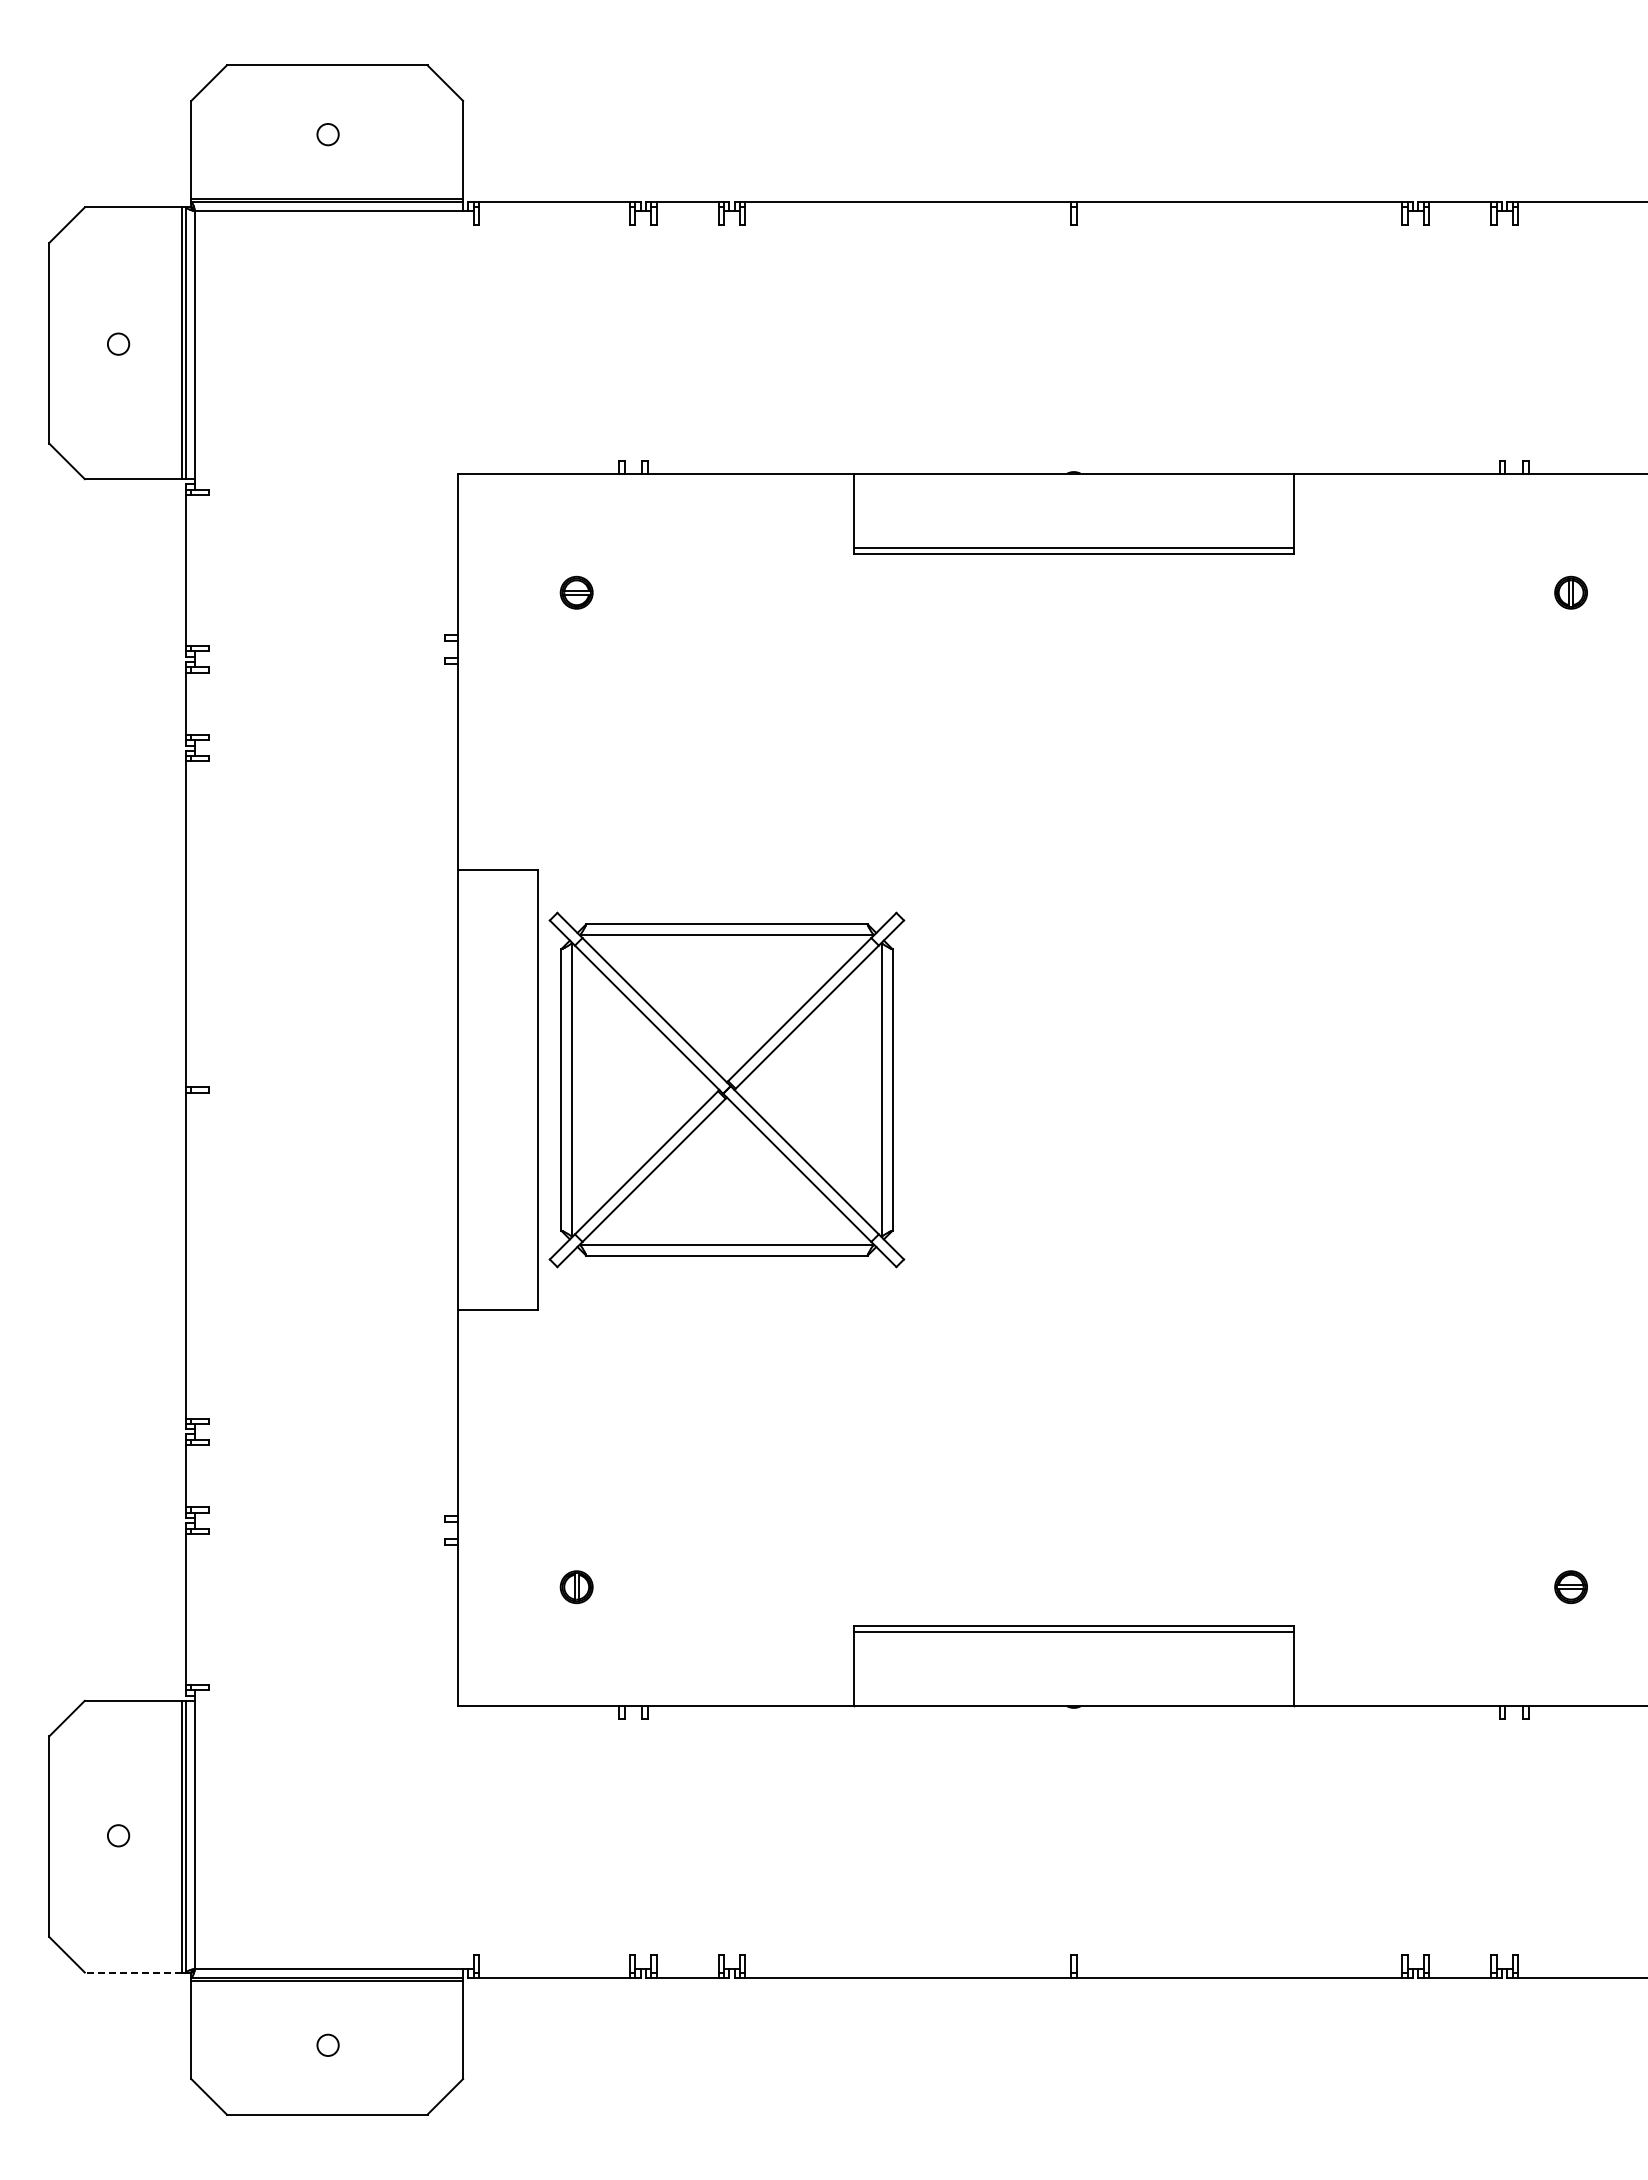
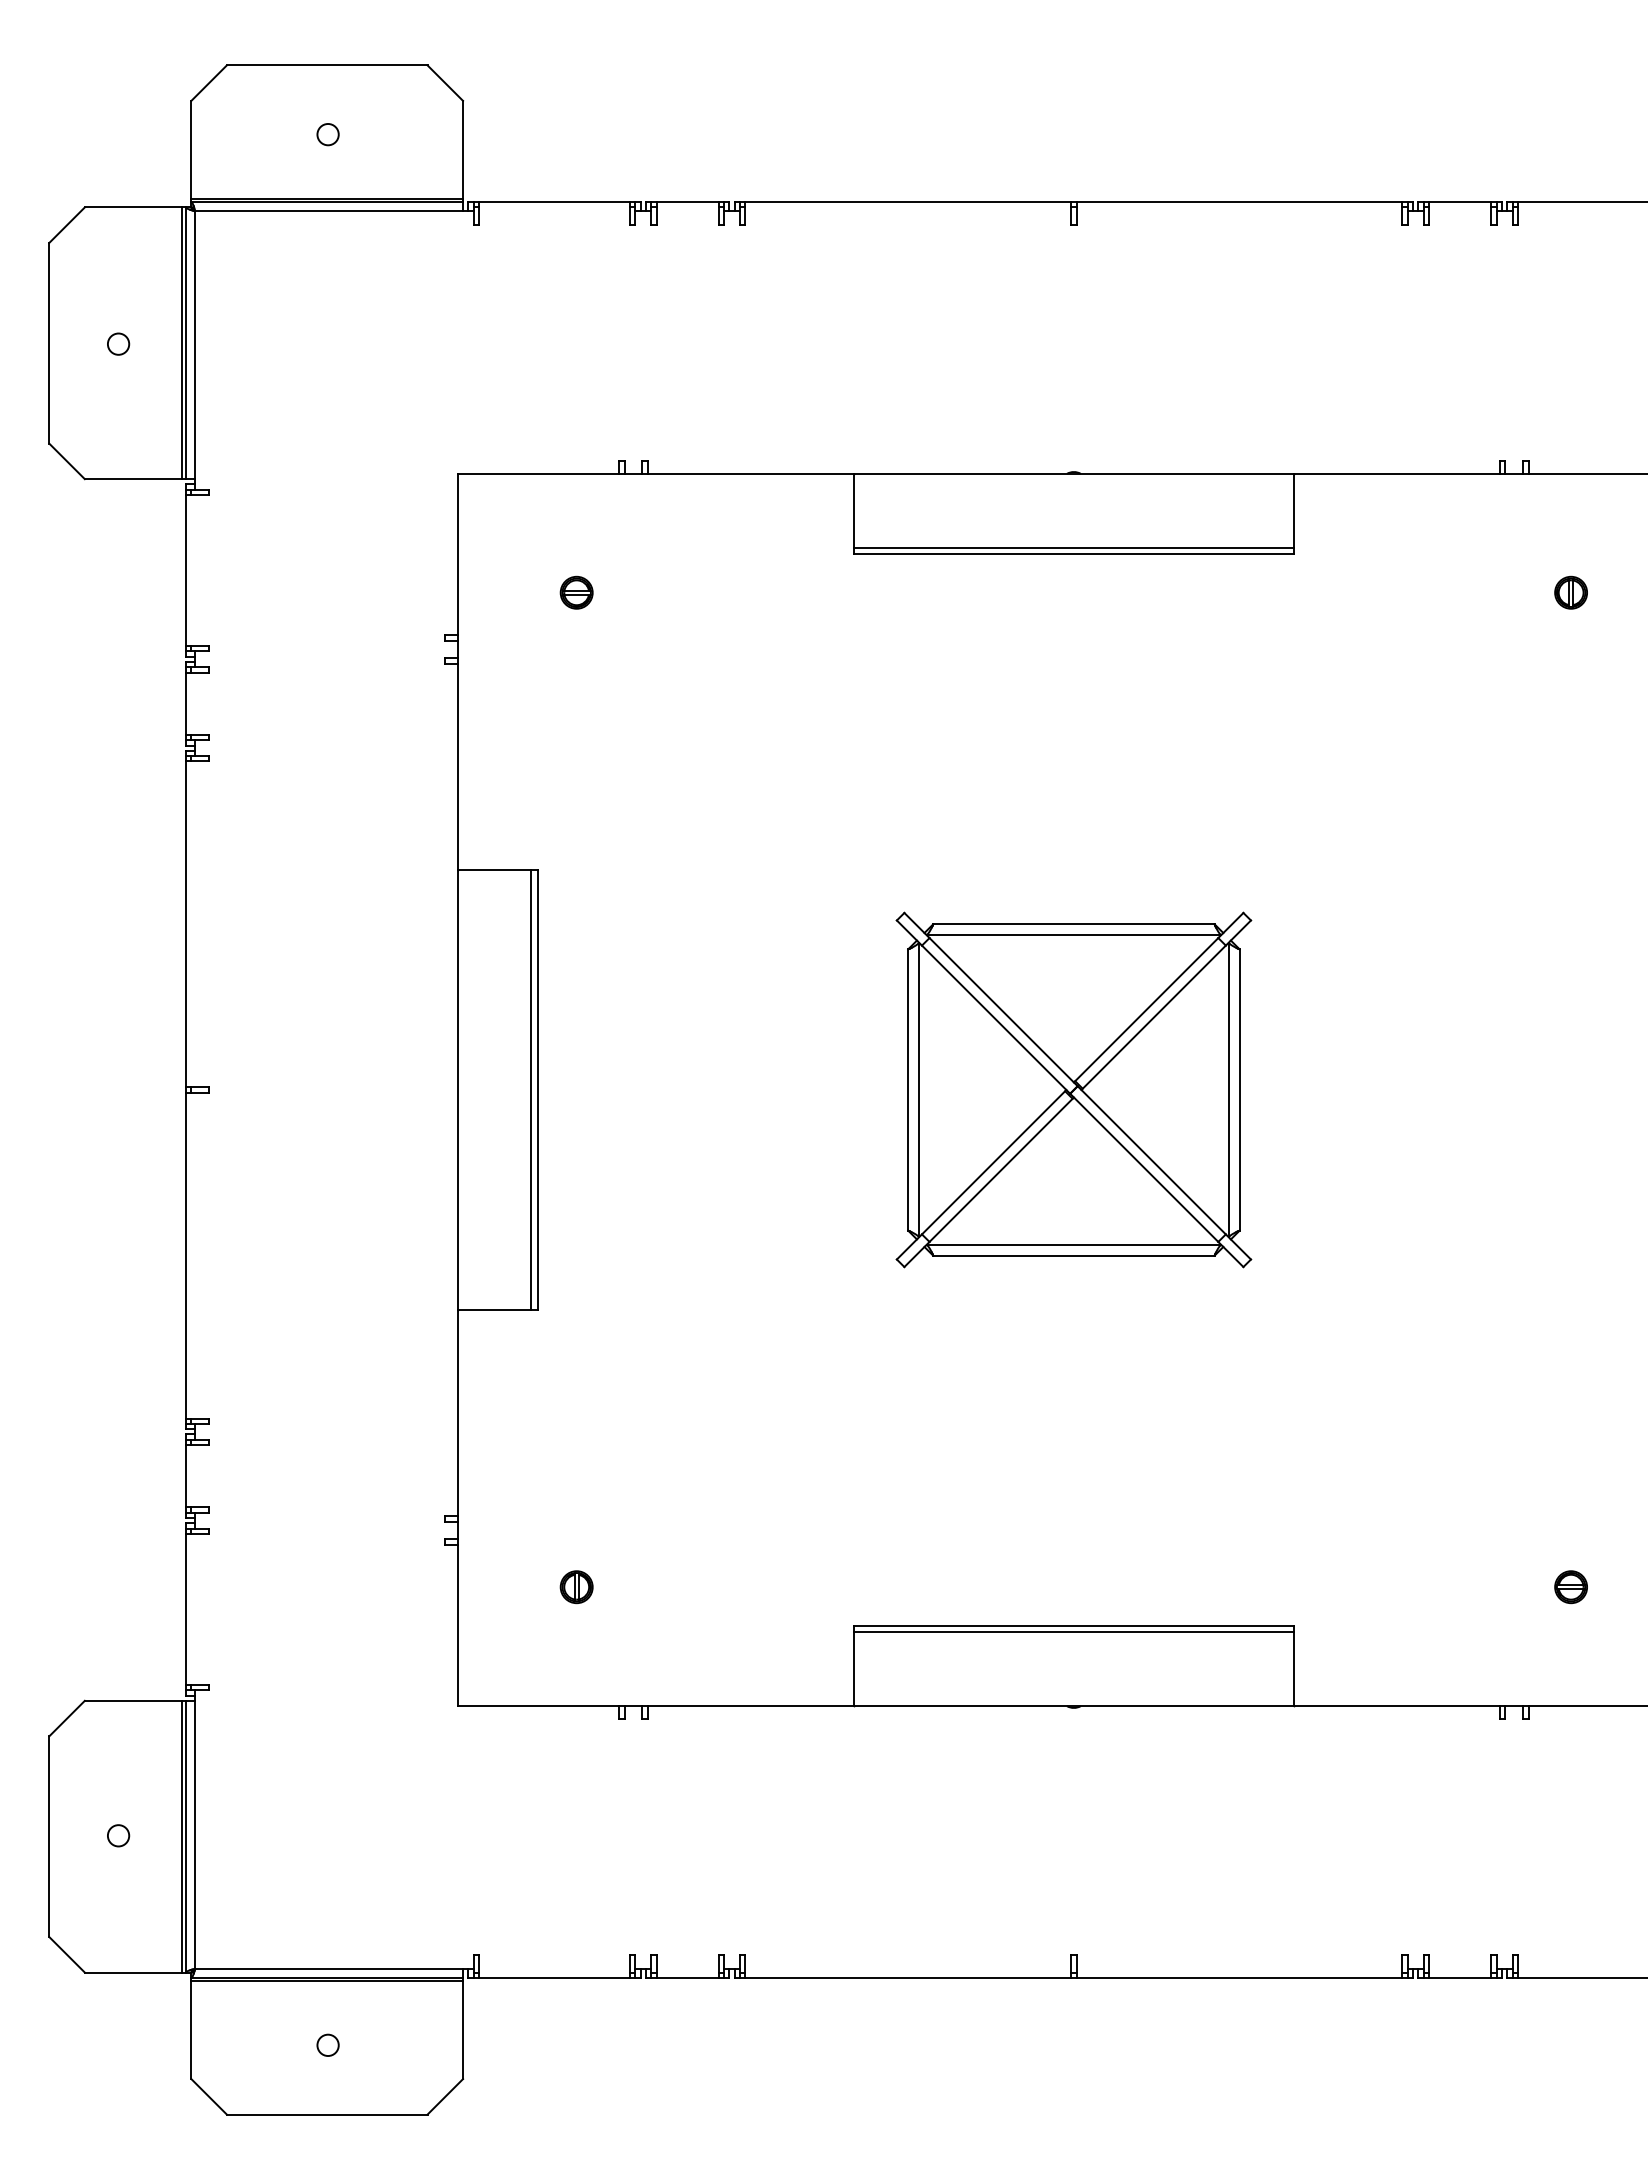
line: none -> present (531, 1089)
part position: (726, 1089) -> (1073, 1089) (1073, 1089)
line: dashed -> solid (133, 1972)
